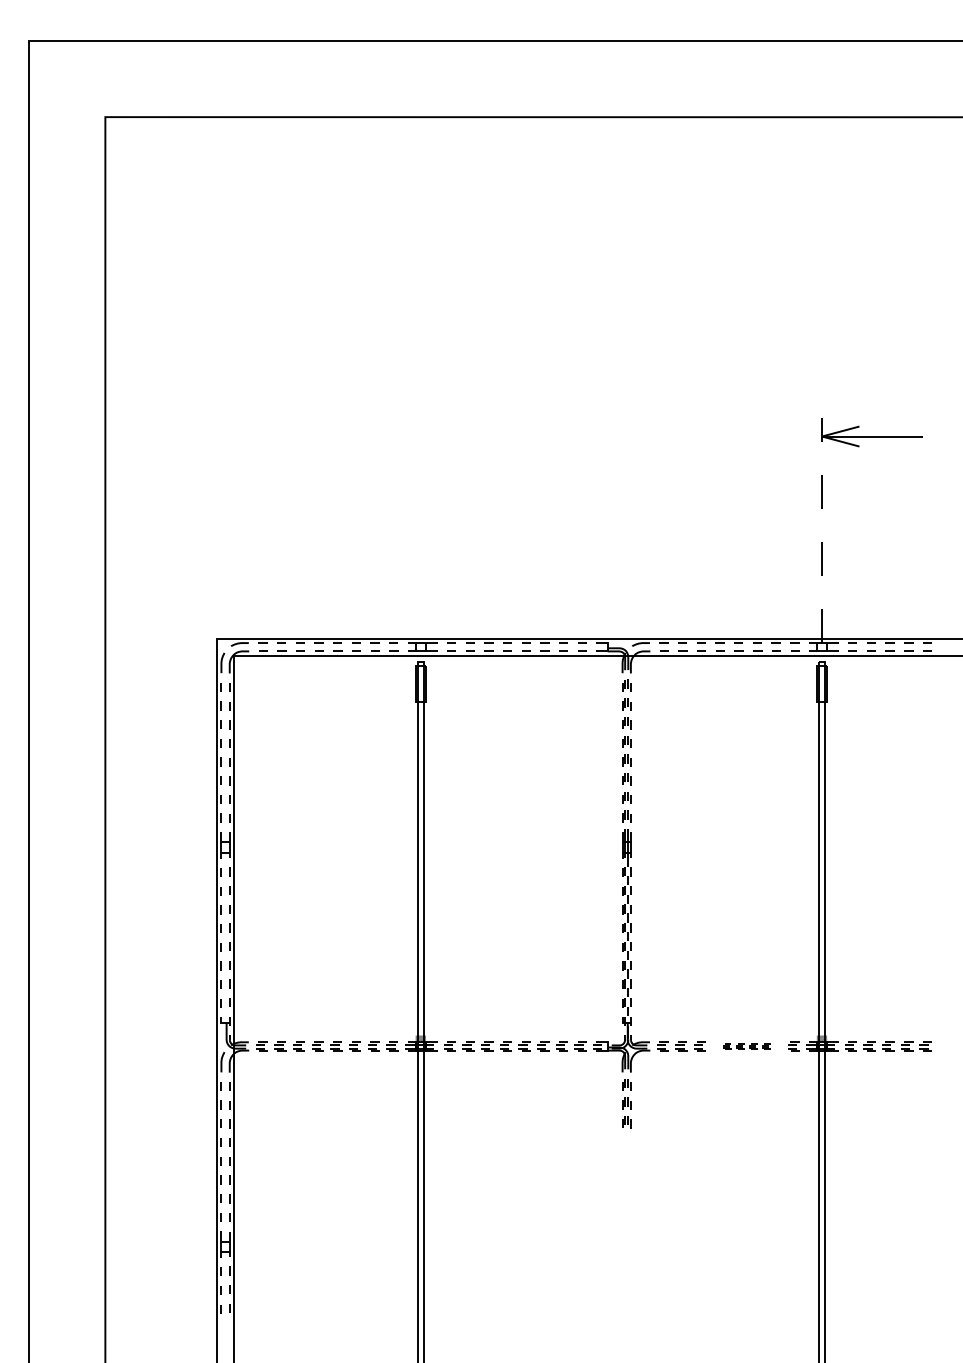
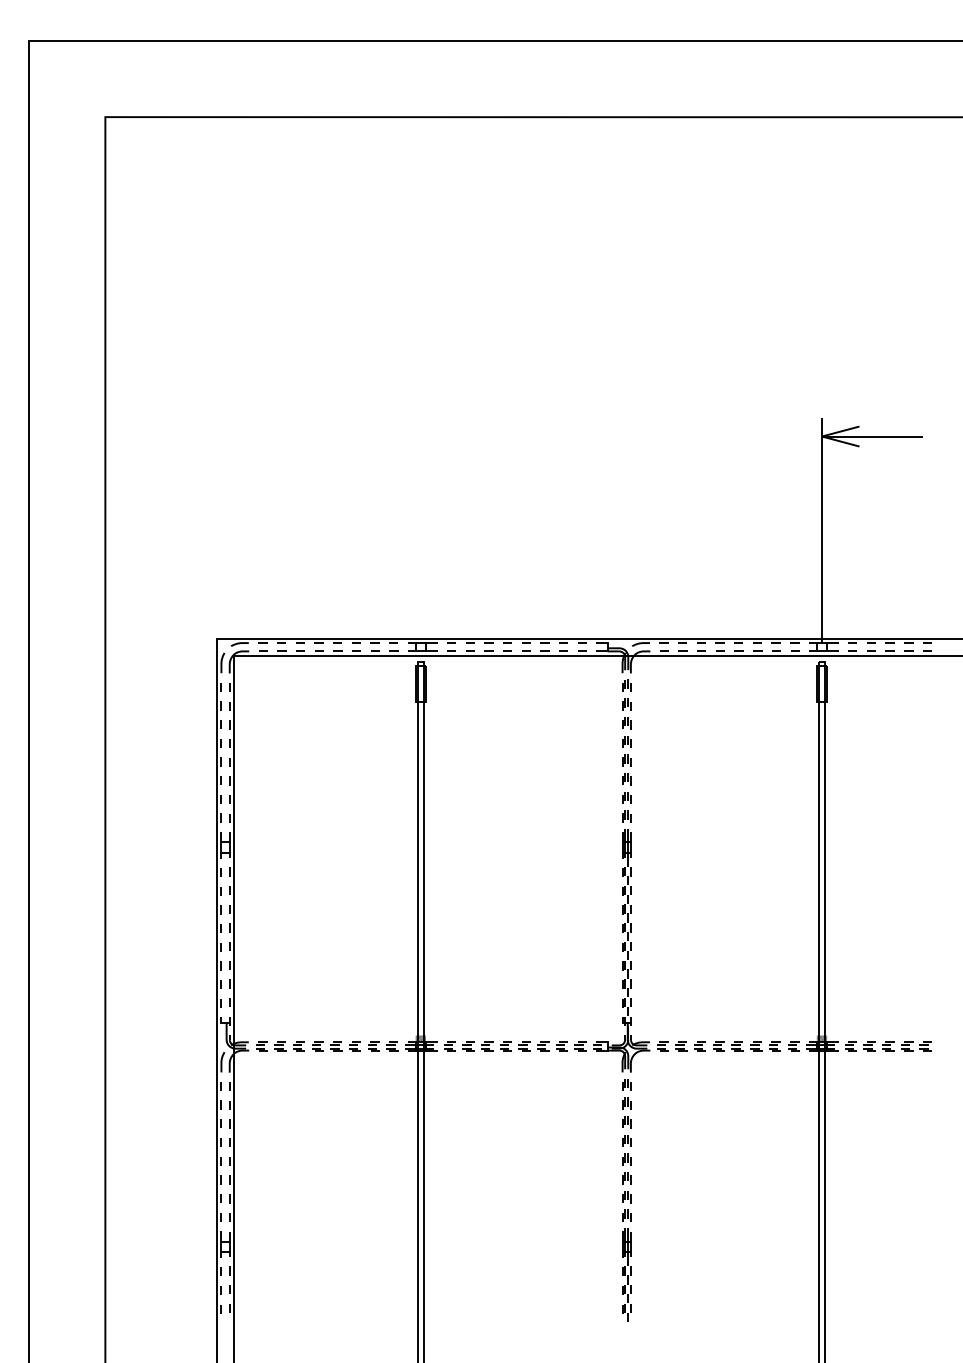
line: dashed -> solid (822, 530)
part size: 48x7 px -> 68x11 px (746, 1046)
part: none -> present (626, 1228)
